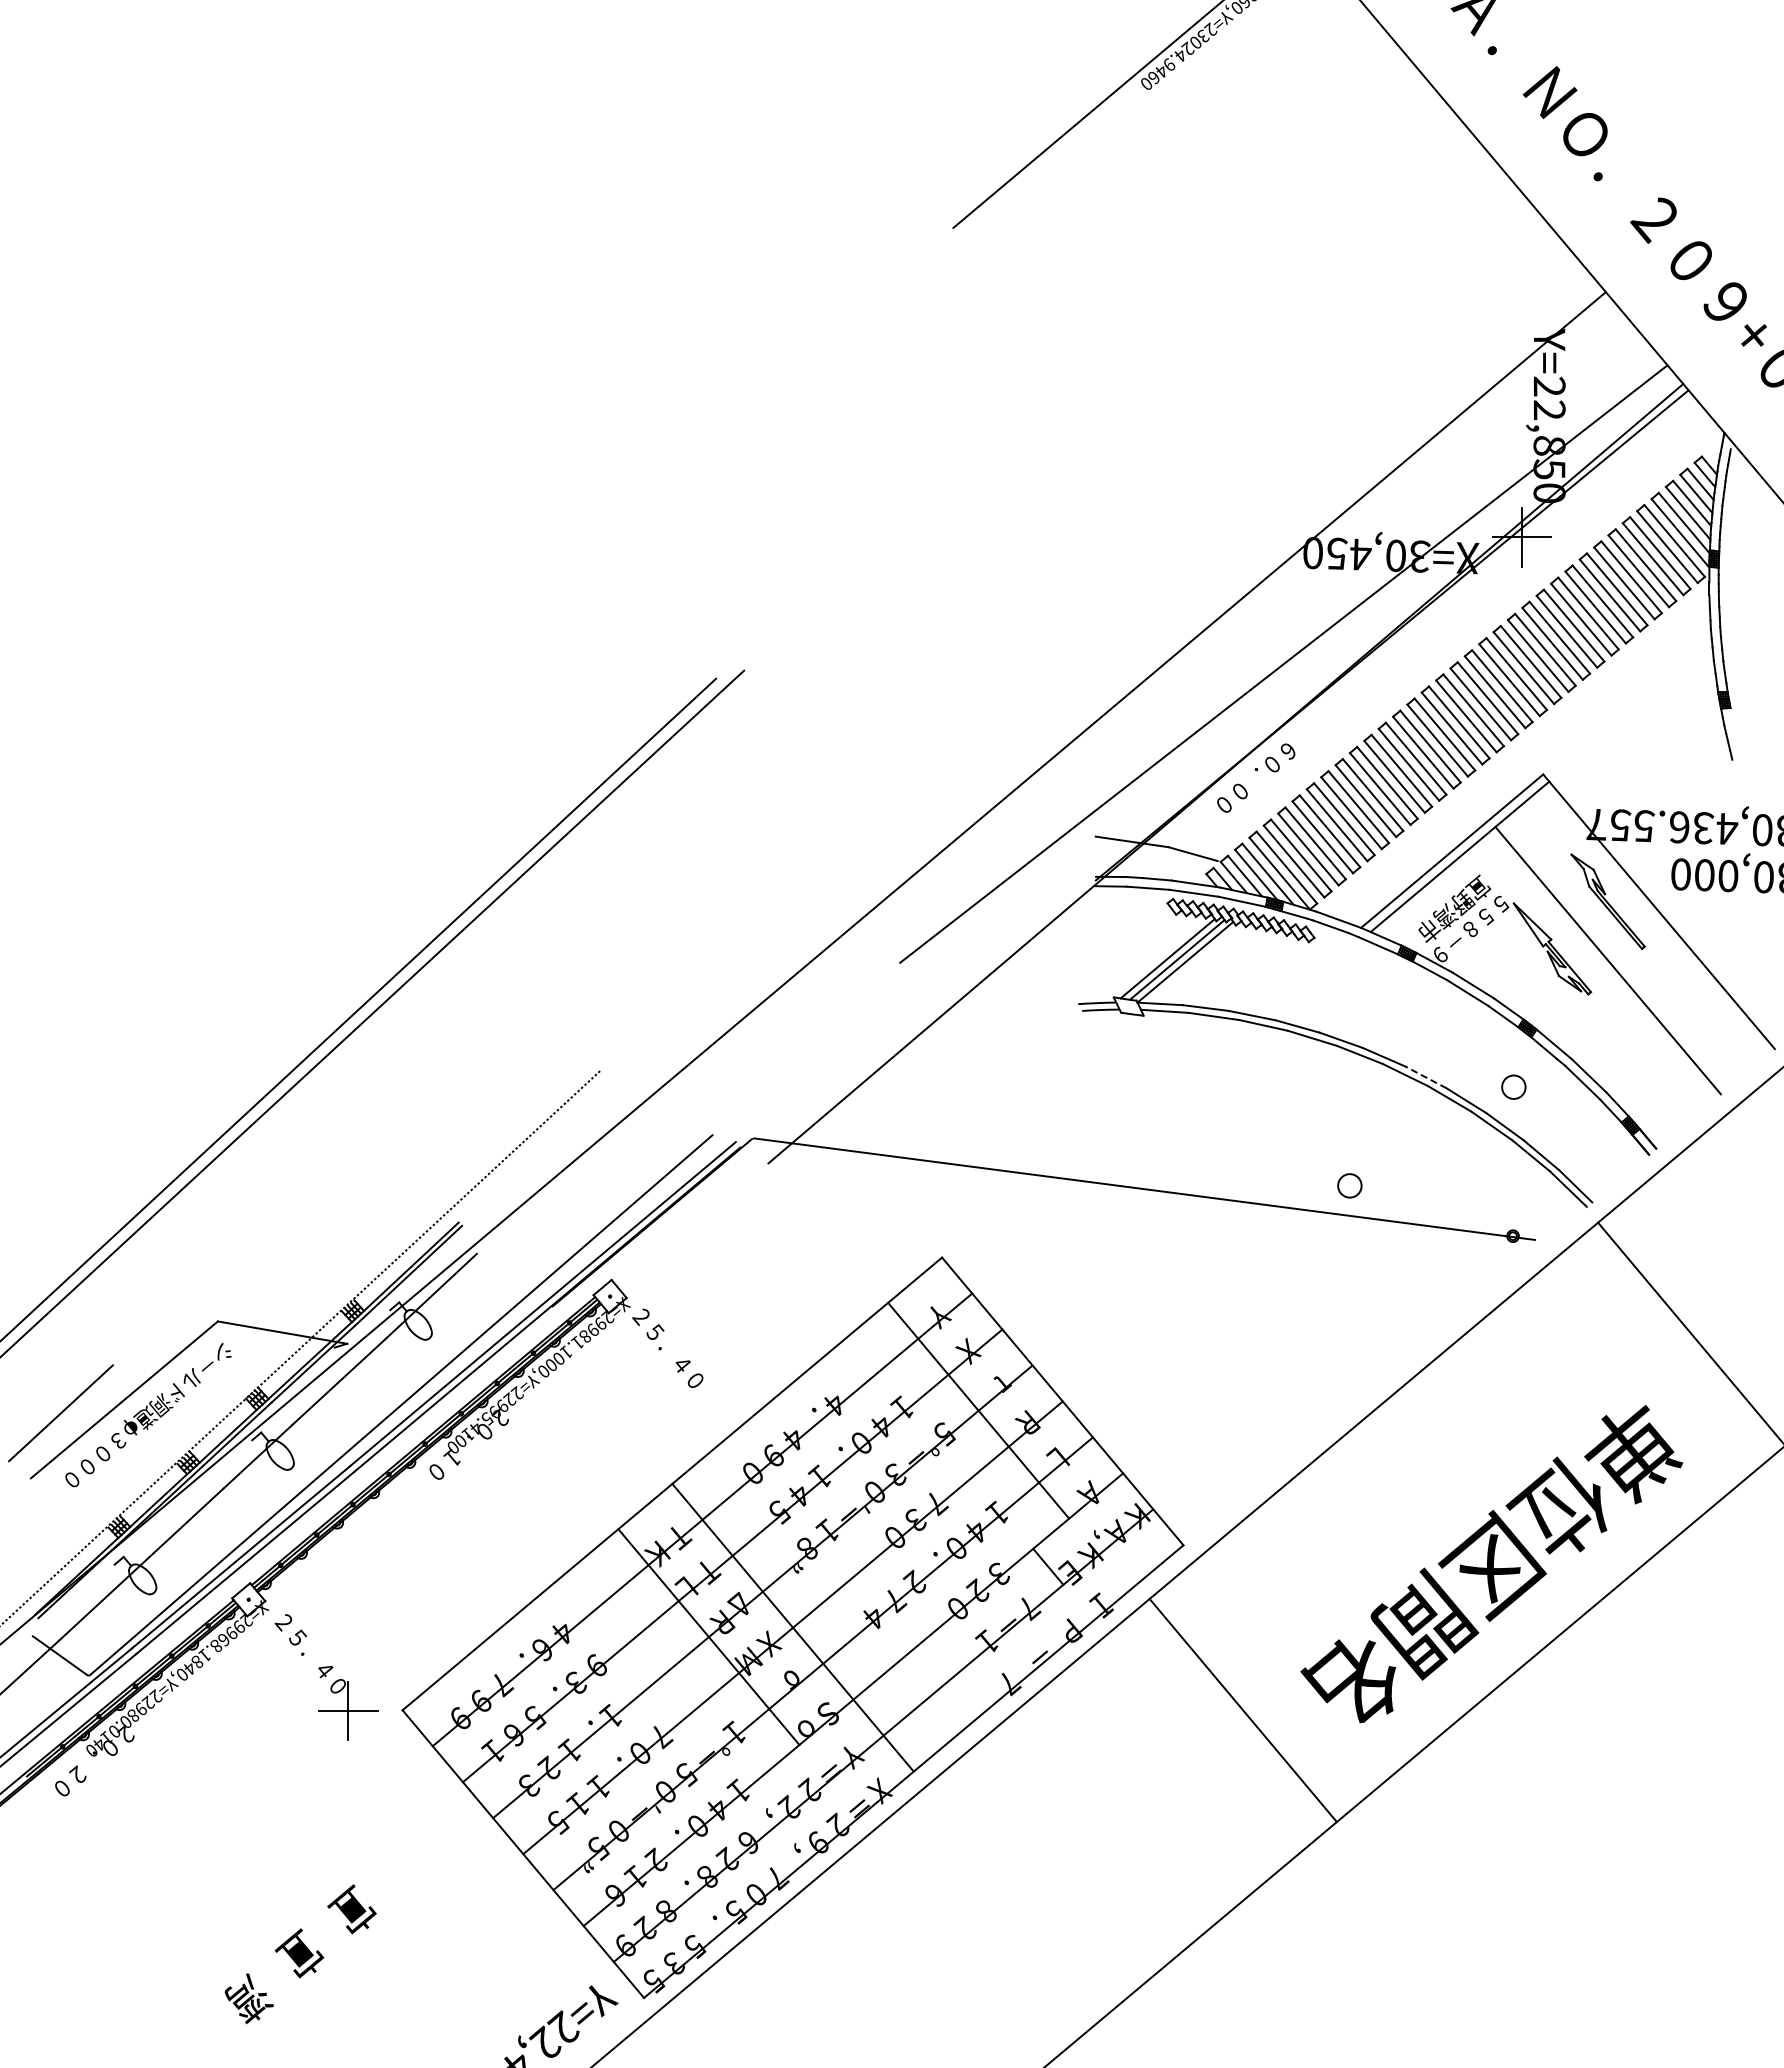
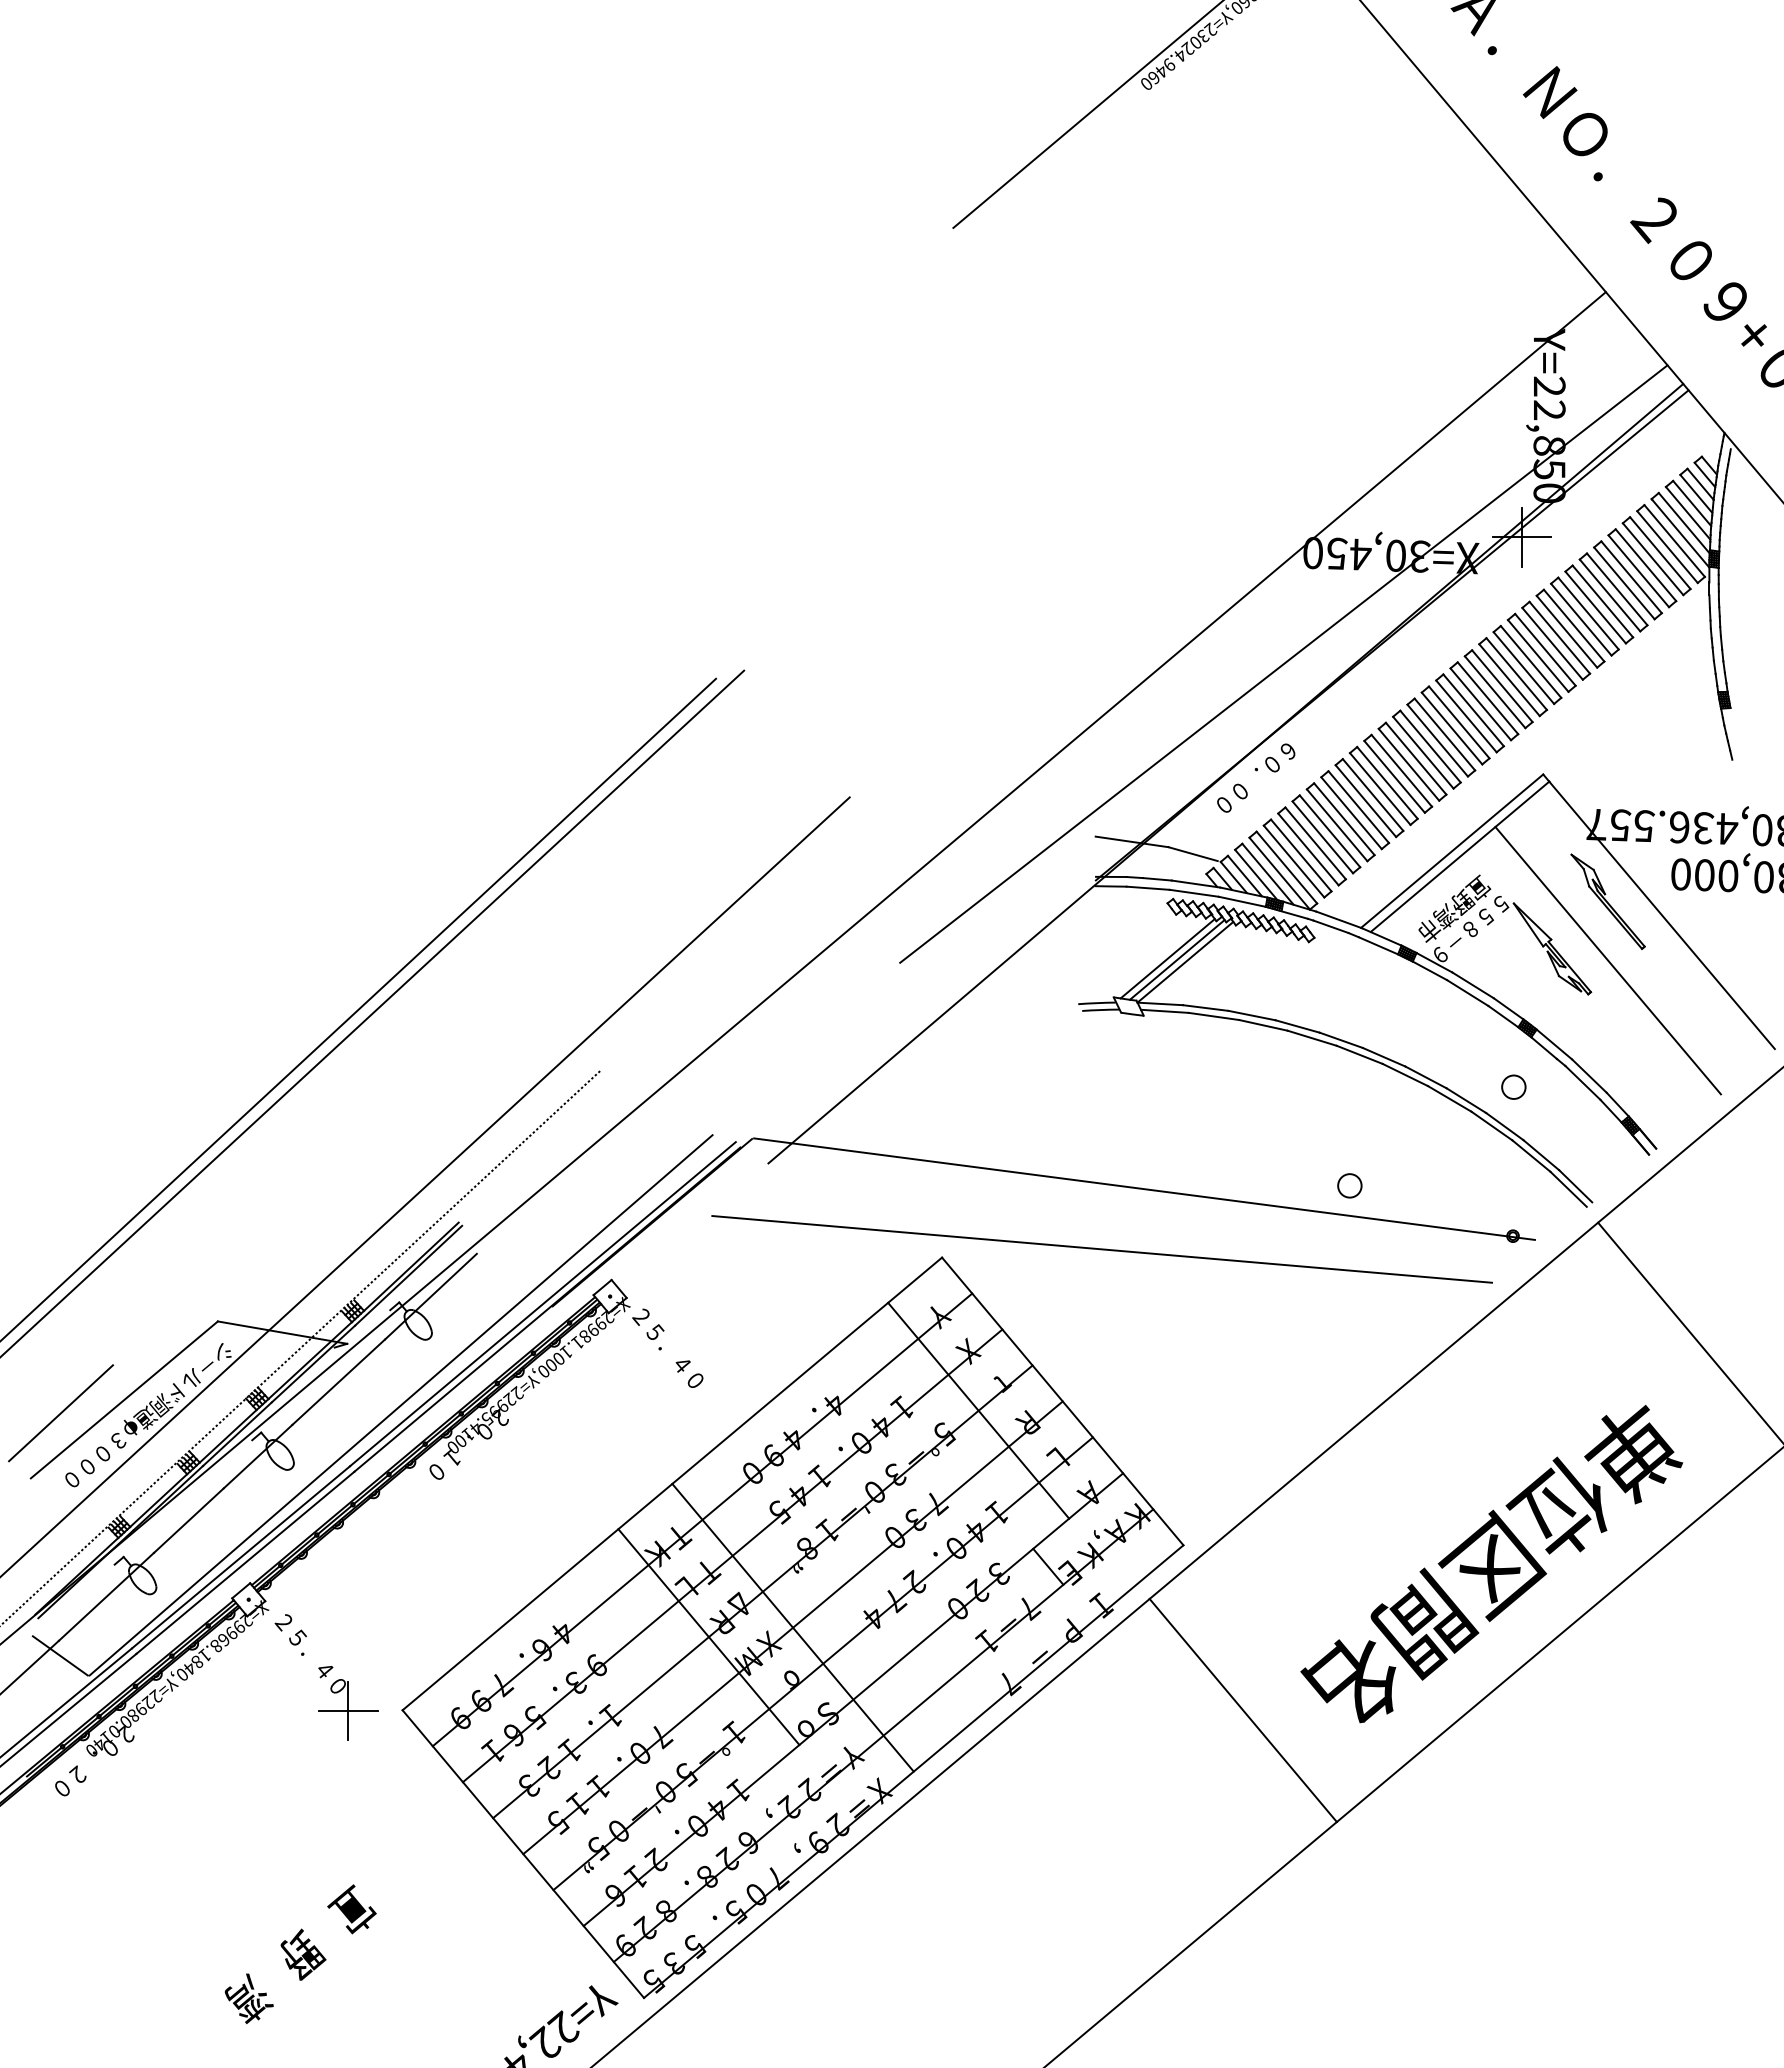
line: dashed -> solid (1425, 1077)
line: none -> present (425, 1186)
line: none -> present (1102, 1249)
text: 宜 -> 野 (300, 1954)
